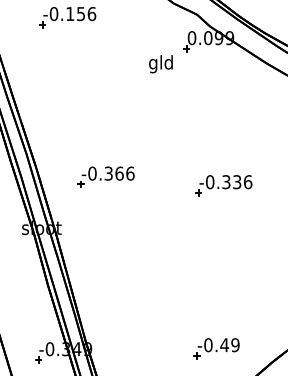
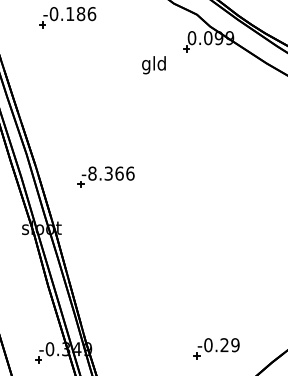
text: -0.156 -> -0.186 (81, 14)
text position: (160, 64) -> (153, 65) (153, 65)
text: -0.366 -> -8.366 (92, 173)
part: present -> none (223, 185)
text: -0.49 -> -0.29 (224, 345)
